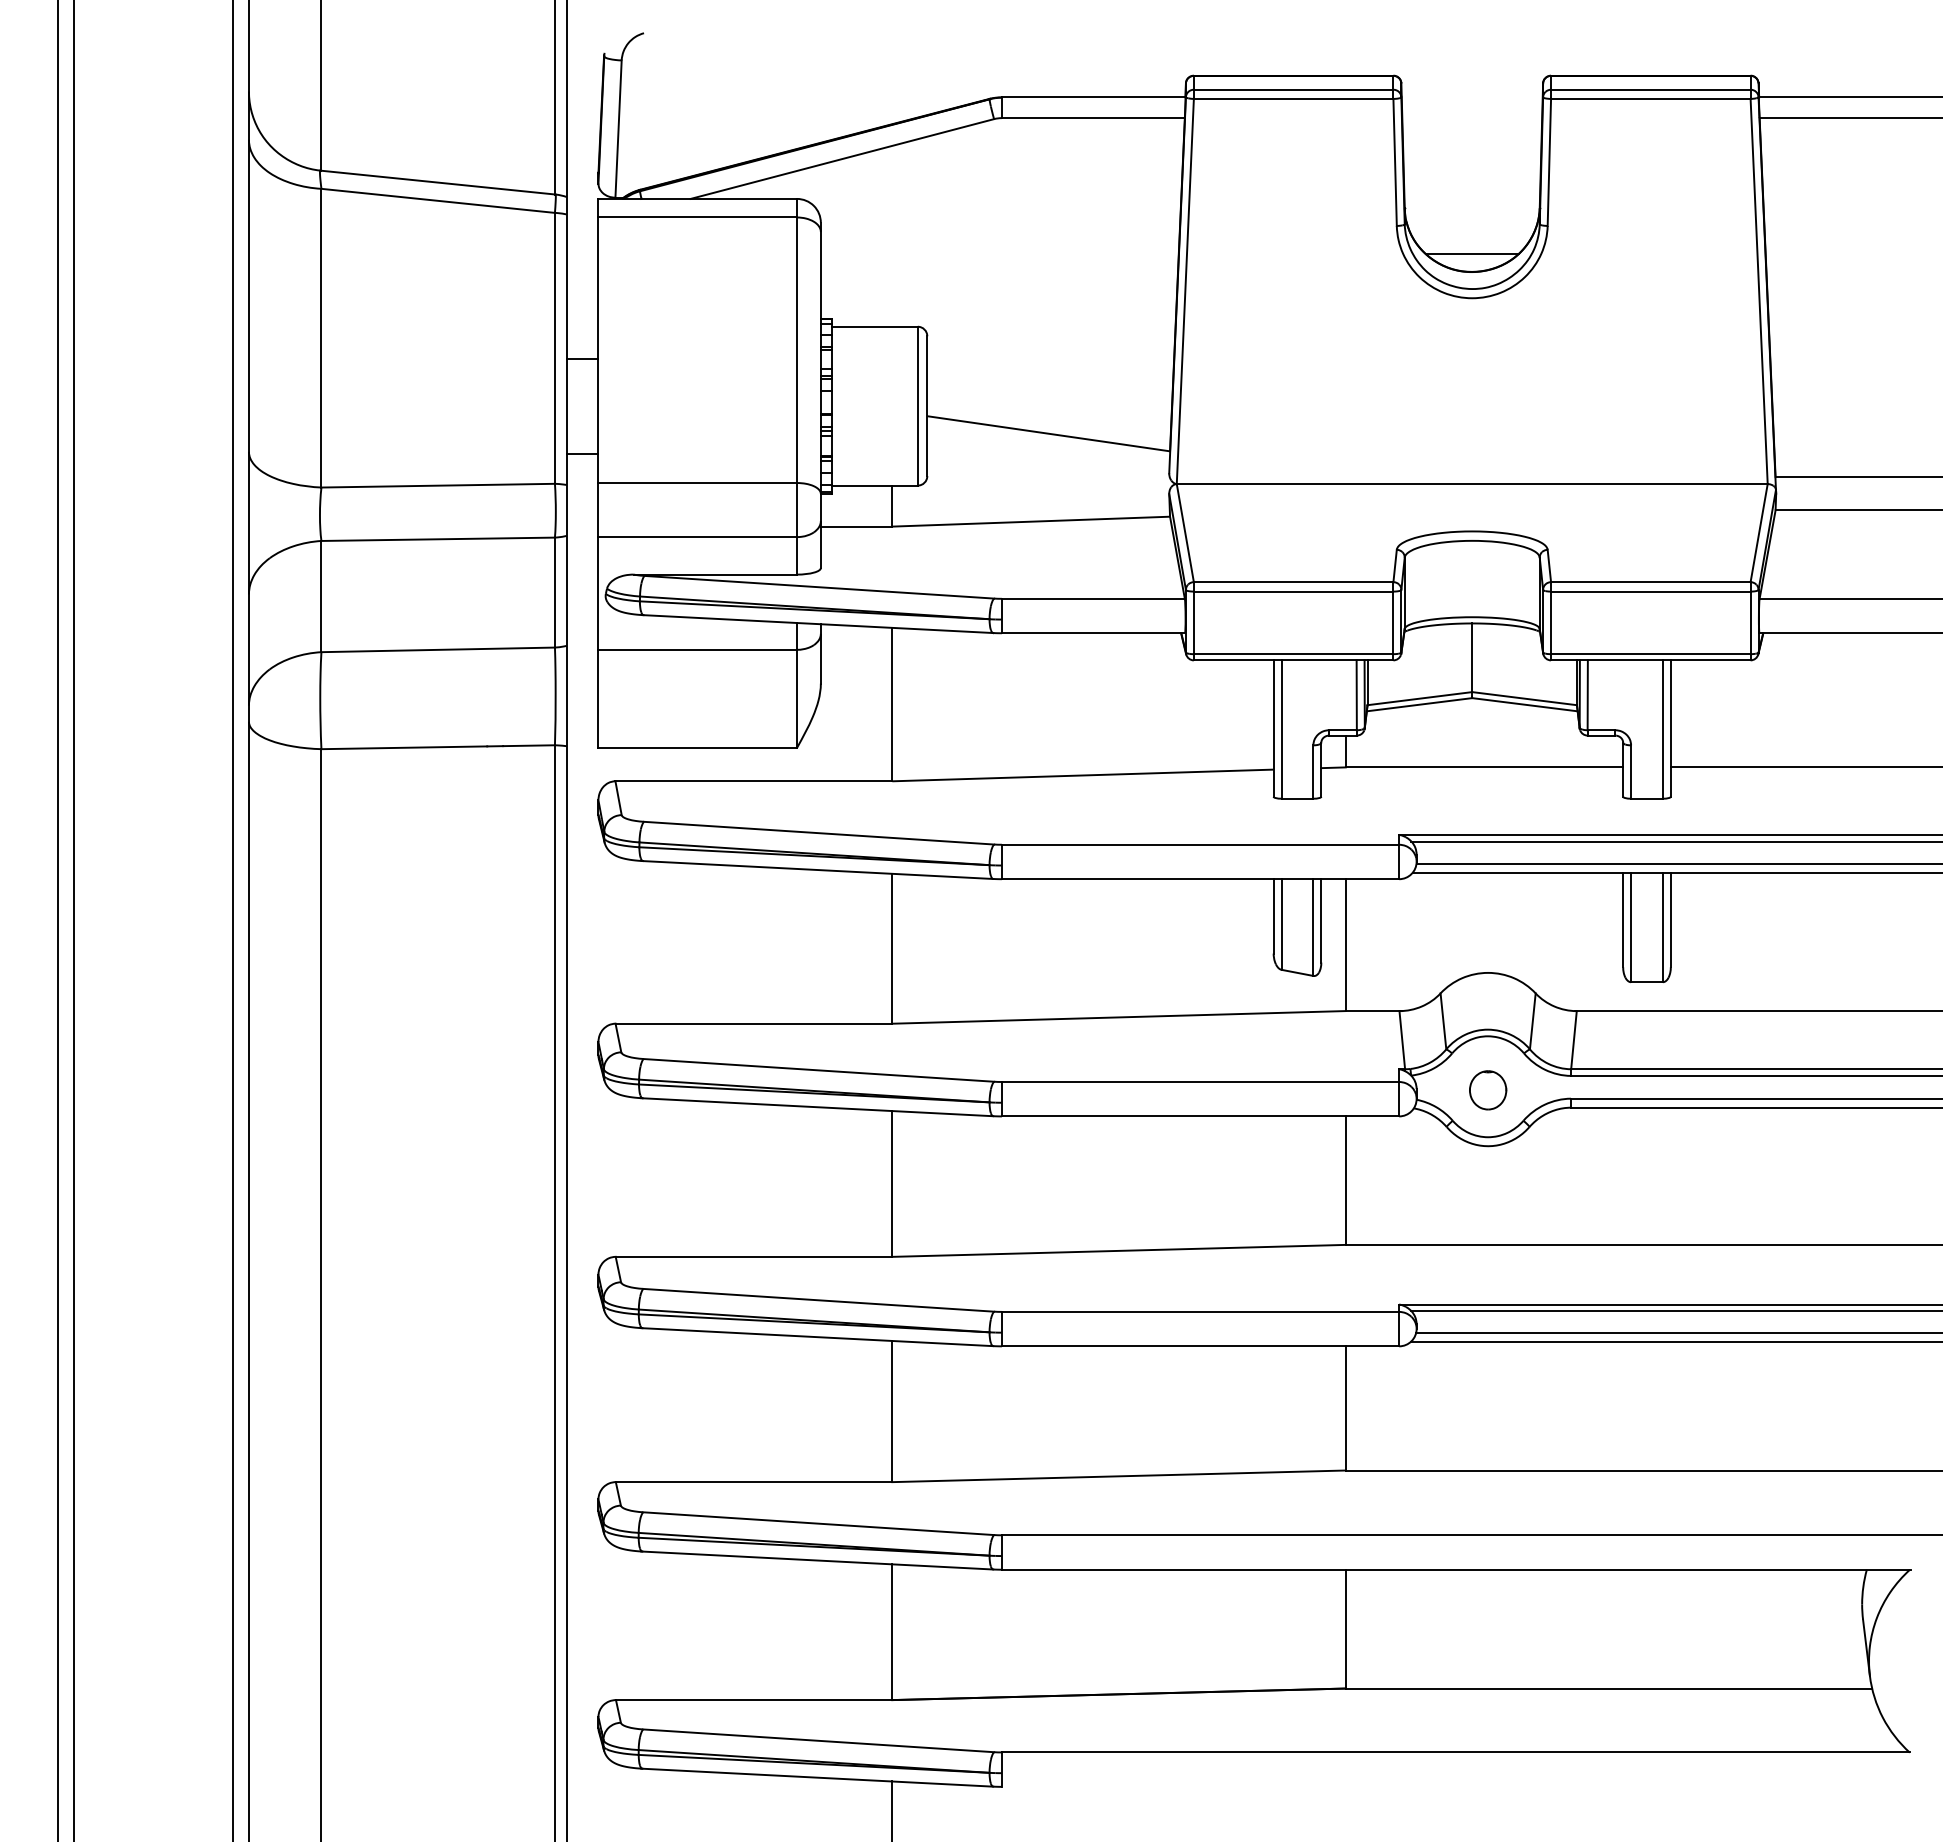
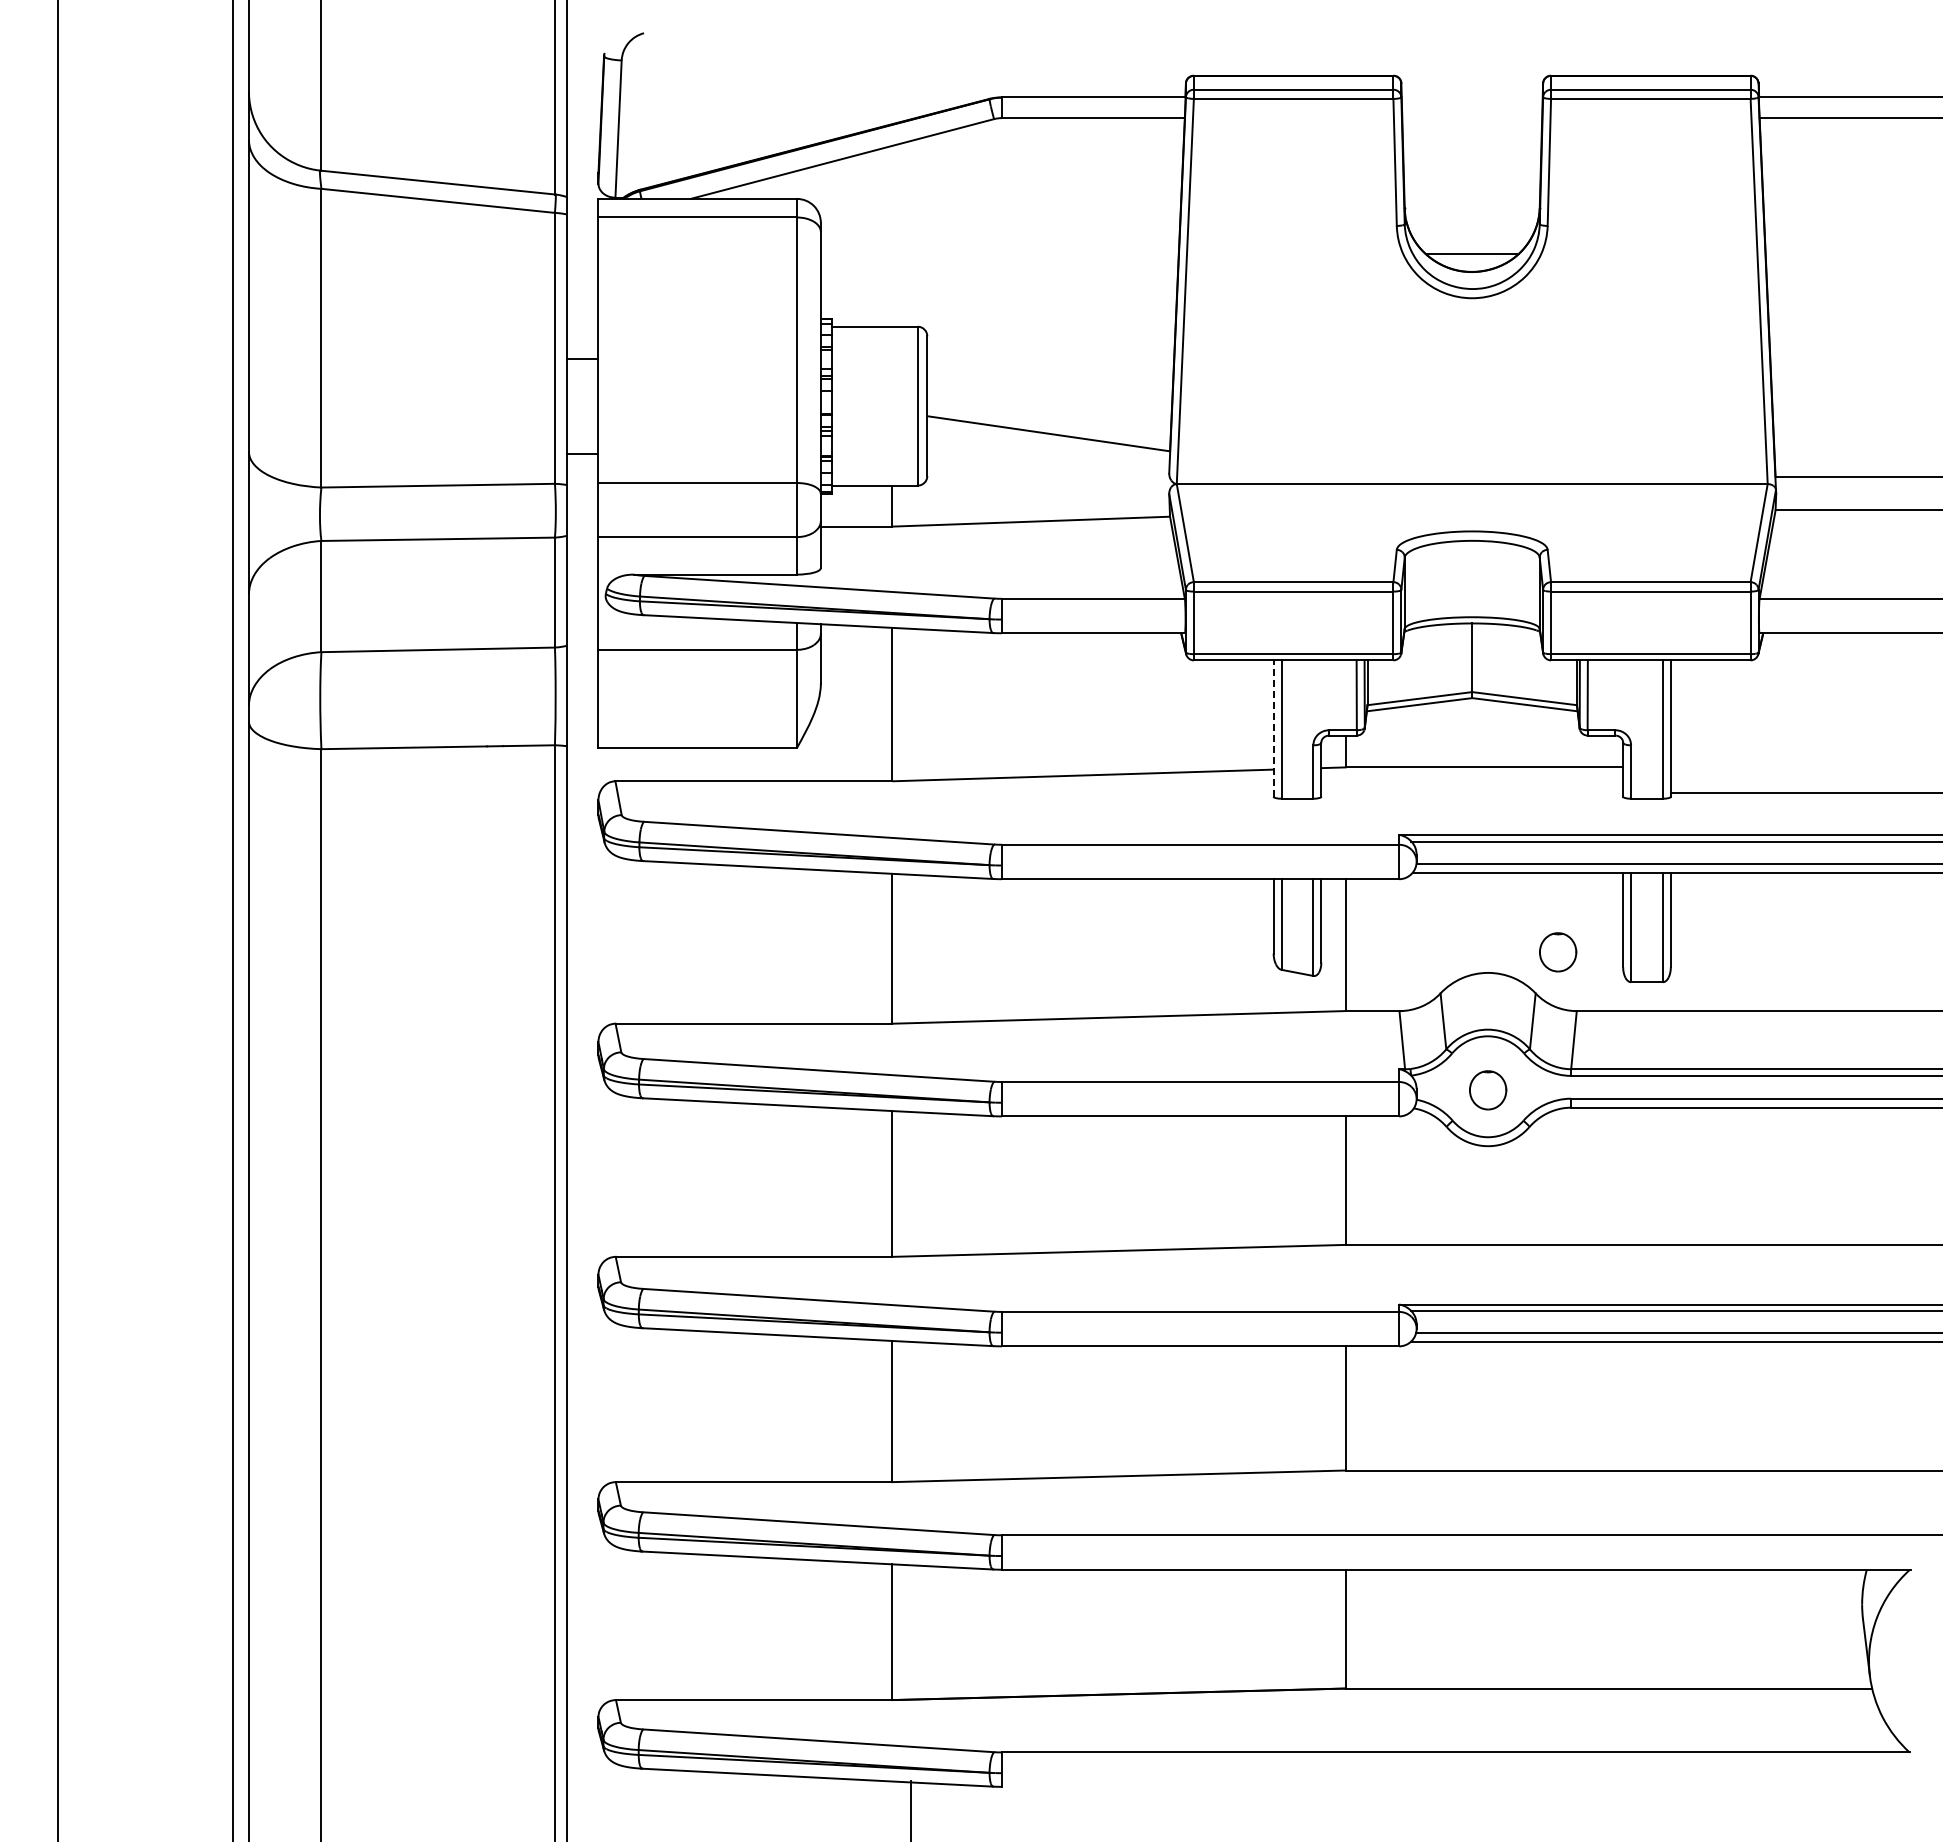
line: solid -> dashed (1273, 728)
line position: (1804, 767) -> (1804, 793) (1804, 793)
line: present -> none (74, 920)
part: none -> present (1558, 952)
line position: (892, 1809) -> (911, 1809) (911, 1809)
